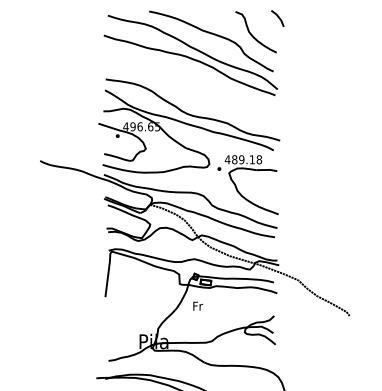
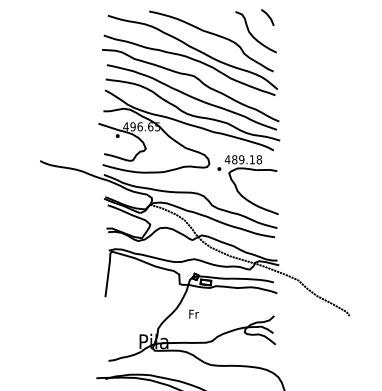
line position: (277, 17) -> (267, 16) (267, 16)
part: none -> present (190, 89)
text position: (198, 305) -> (194, 313) (194, 313)
